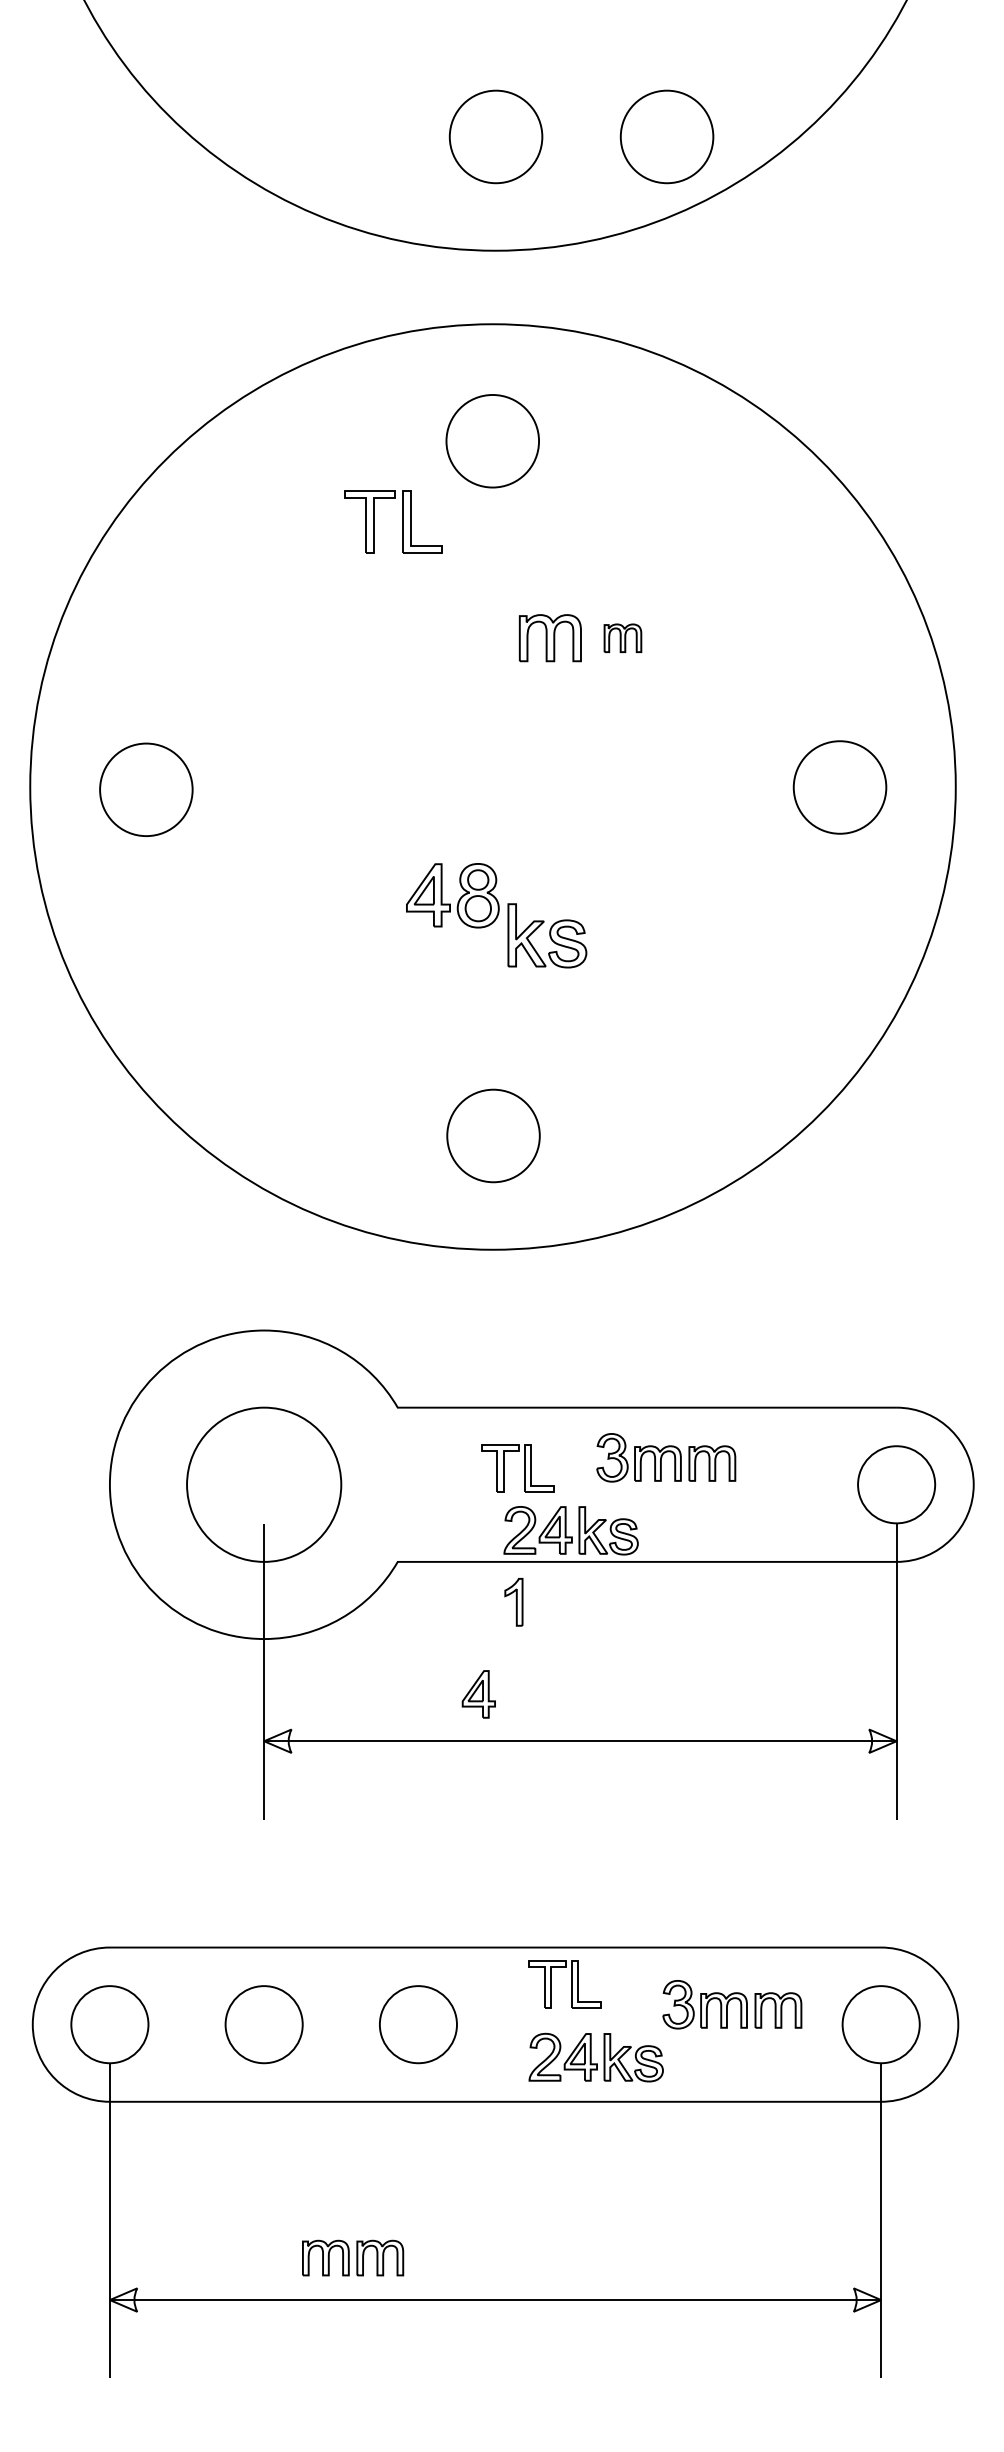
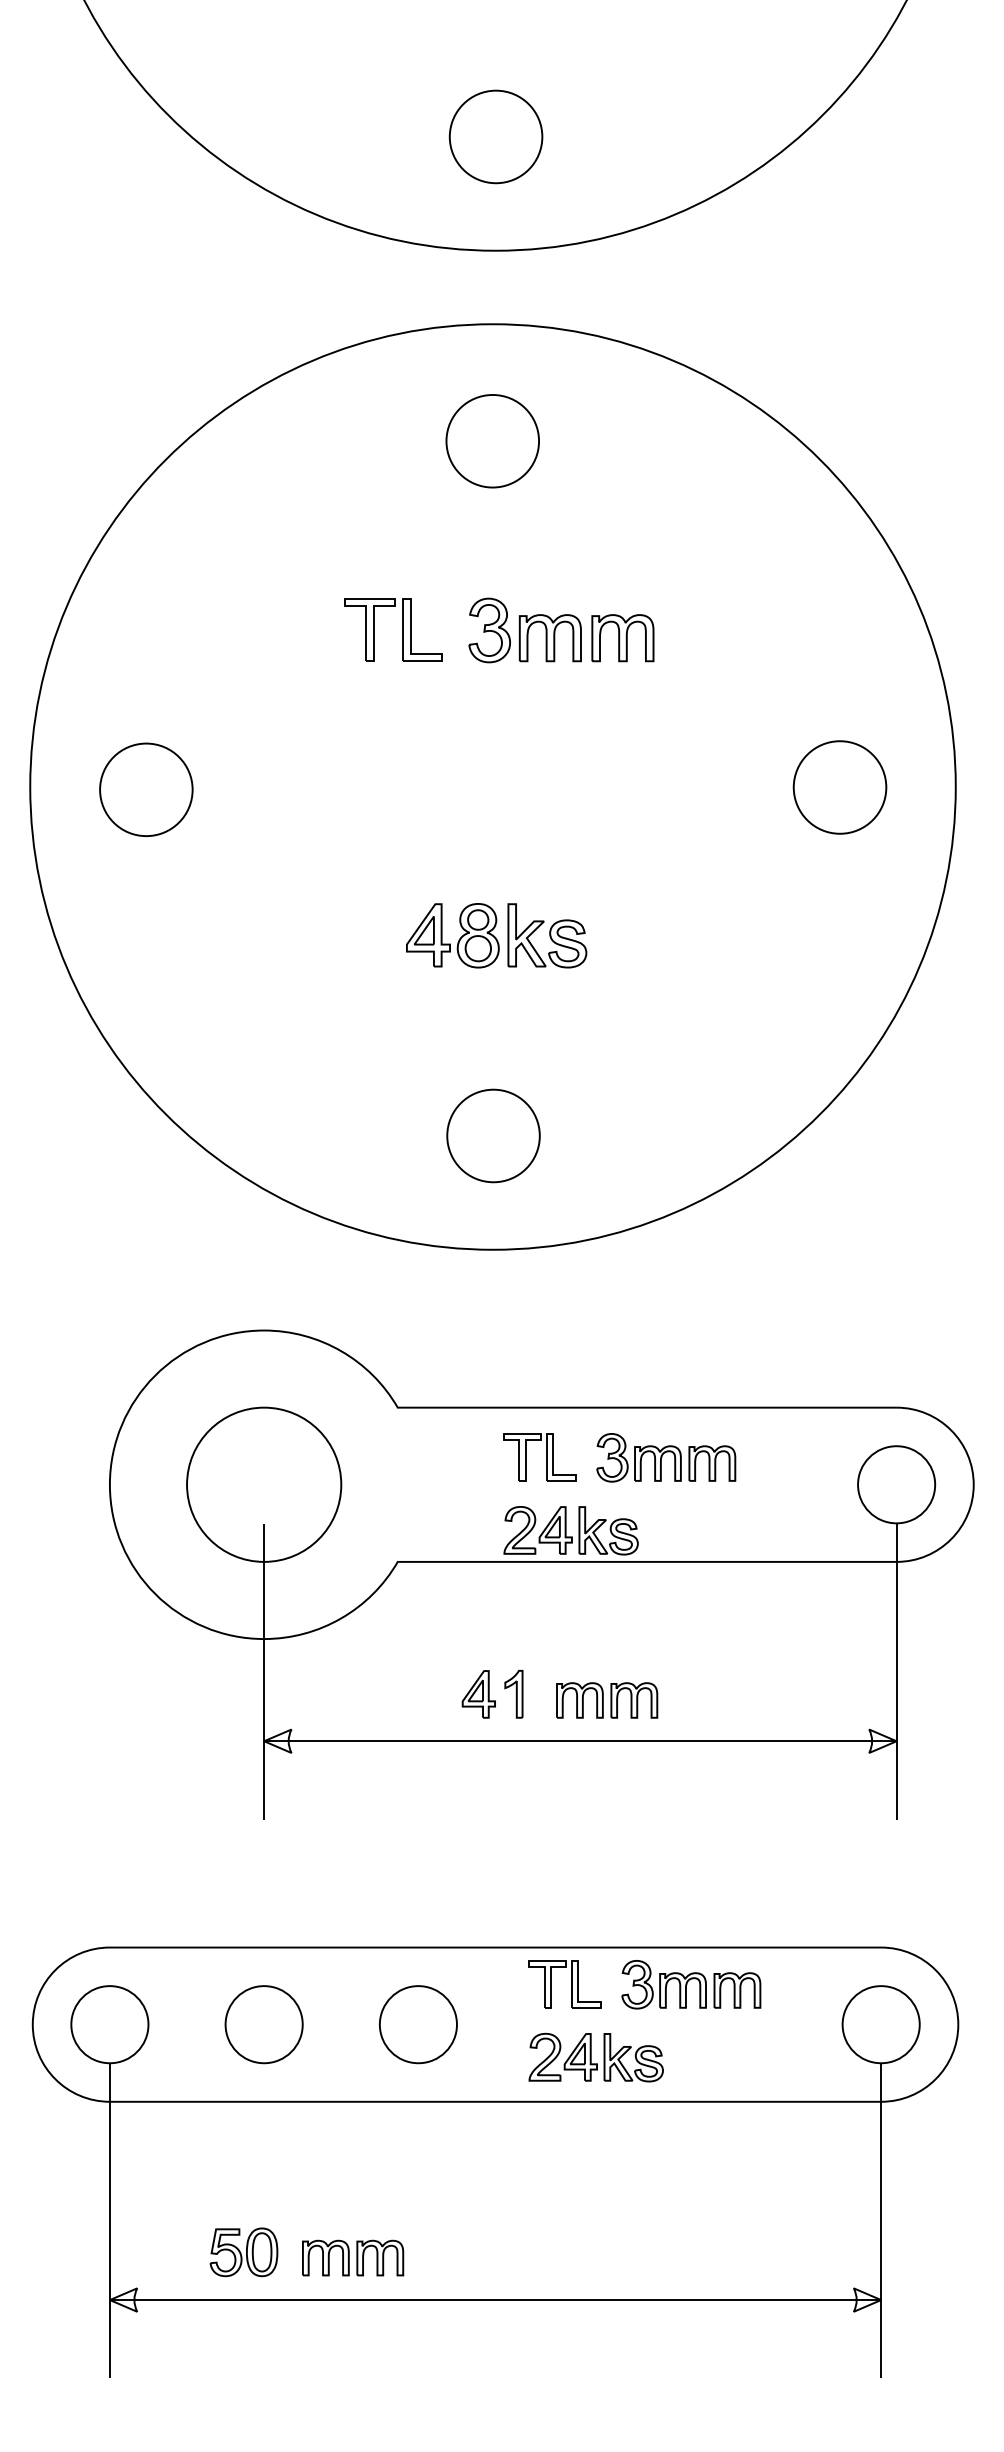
part: present -> none (666, 136)
part position: (402, 521) -> (402, 629) (402, 629)
part: none -> present (489, 630)
part size: 40x30 px -> 64x49 px (622, 638)
part position: (459, 898) -> (459, 938) (459, 938)
part position: (524, 1468) -> (546, 1457) (546, 1457)
part position: (513, 1602) -> (513, 1694) (513, 1694)
part: none -> present (607, 1700)
part position: (732, 2004) -> (691, 1984) (691, 1984)
part: none -> present (243, 2252)
